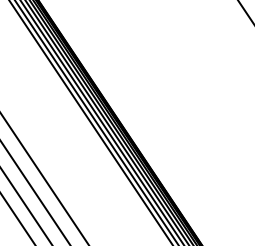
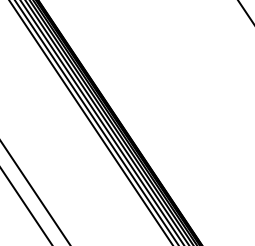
line: present -> none (44, 178)
line: present -> none (17, 219)
